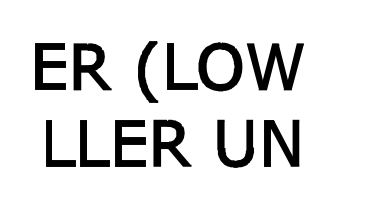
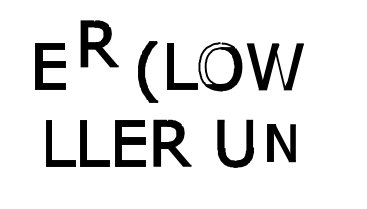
fill: present -> none (216, 64)
part position: (92, 66) -> (99, 43) (99, 43)
fill: present -> none (281, 66)
part size: 36x48 px -> 29x39 px (281, 143)
